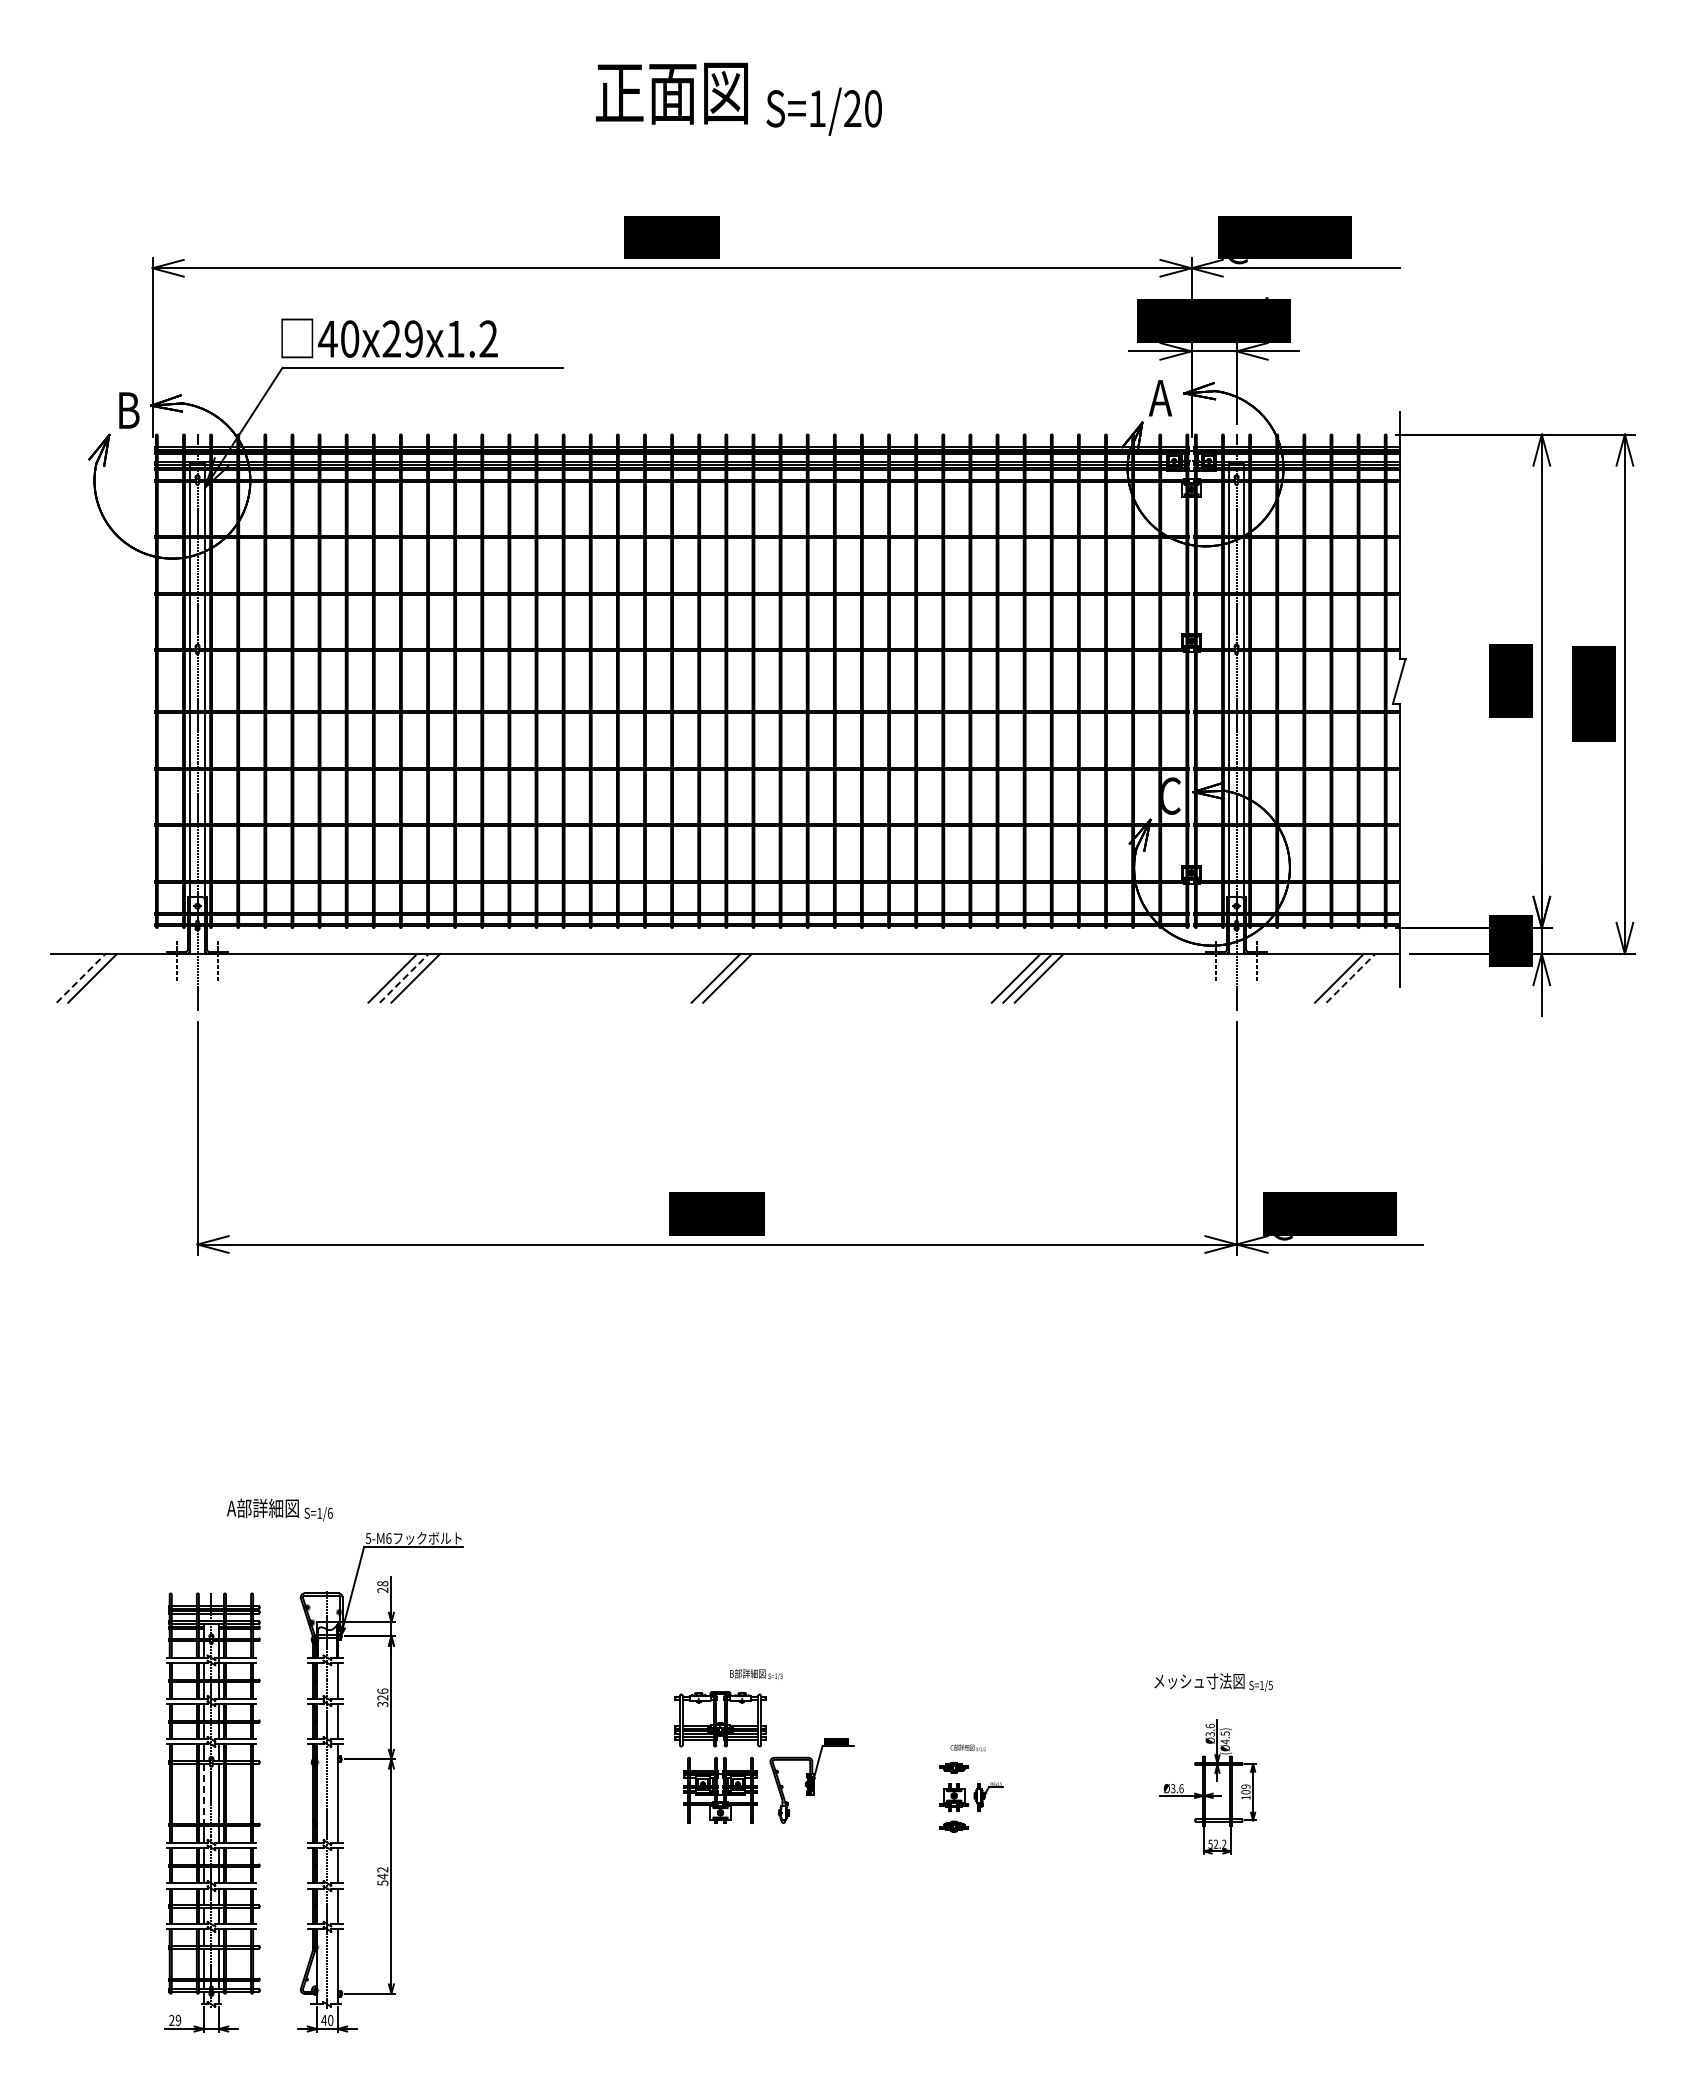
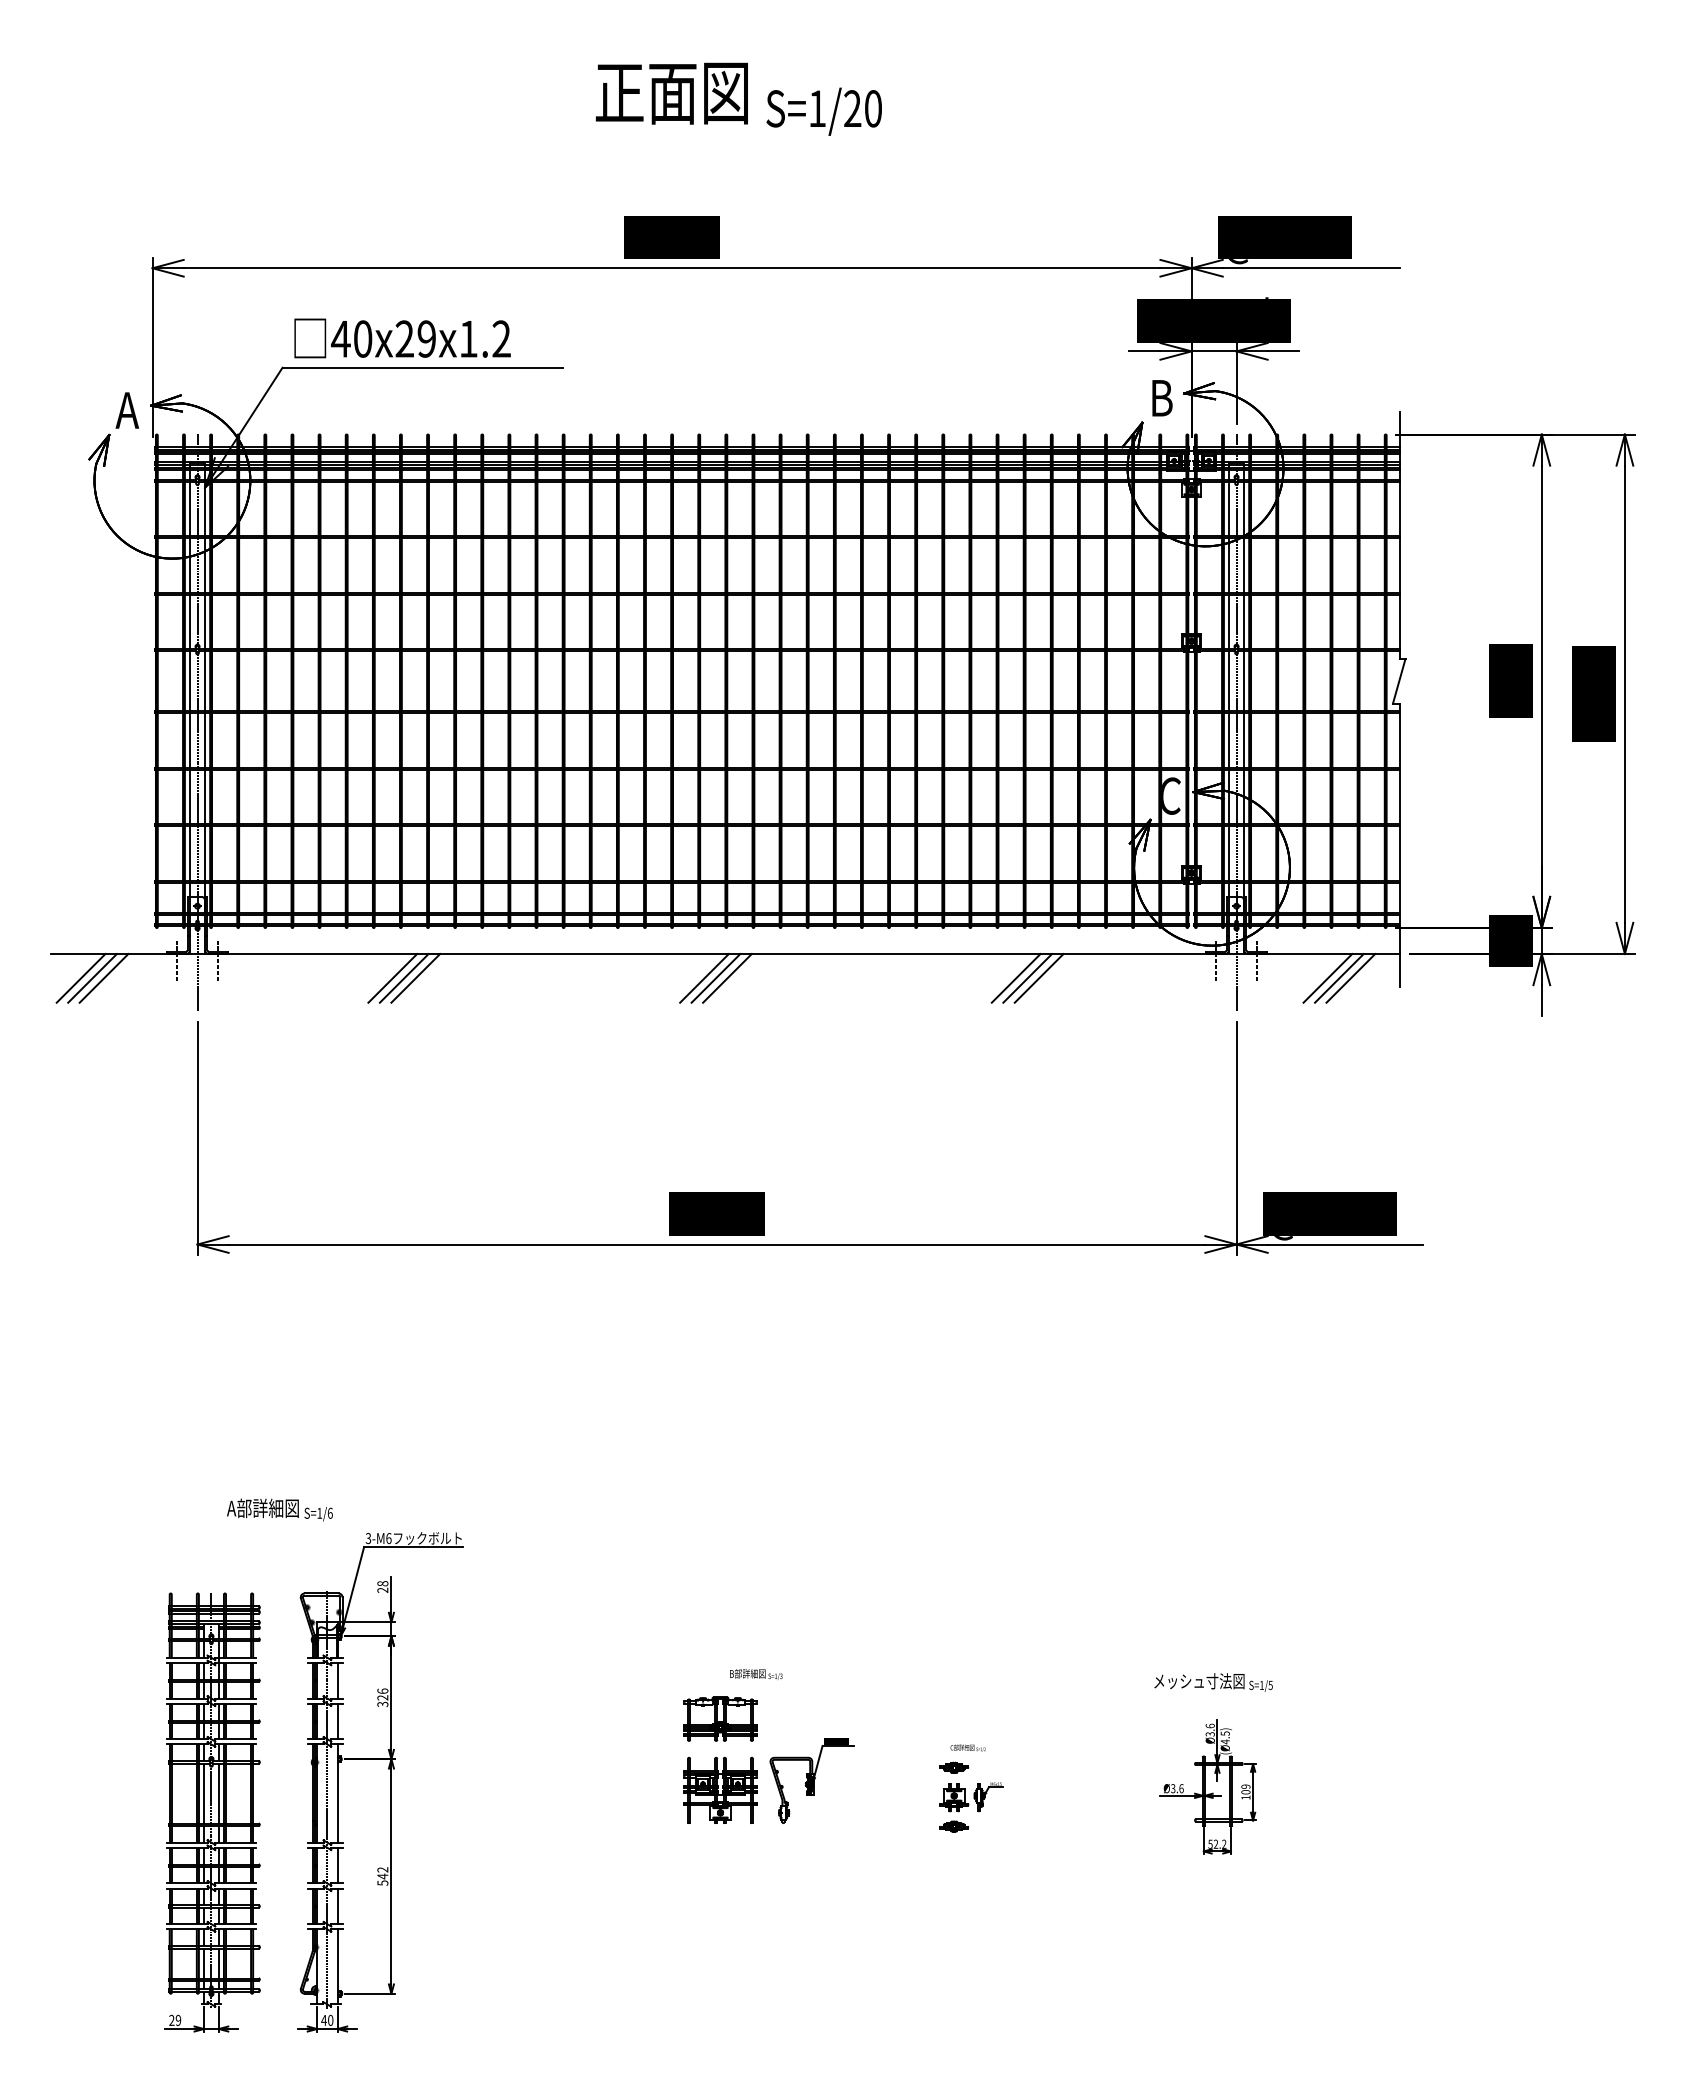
text position: (389, 338) -> (402, 338) (402, 338)
text: A -> B (1160, 398)
text: B -> A (127, 410)
line: dashed -> solid (81, 978)
line: none -> present (103, 978)
line: dashed -> solid (404, 978)
line: none -> present (704, 978)
line: none -> present (1327, 978)
line: dashed -> solid (1351, 978)
text: 5-M6 -> 3-M6 (368, 1538)
part size: 93x57 px -> 75x46 px (720, 1718)
line: dashed -> solid (203, 1794)
